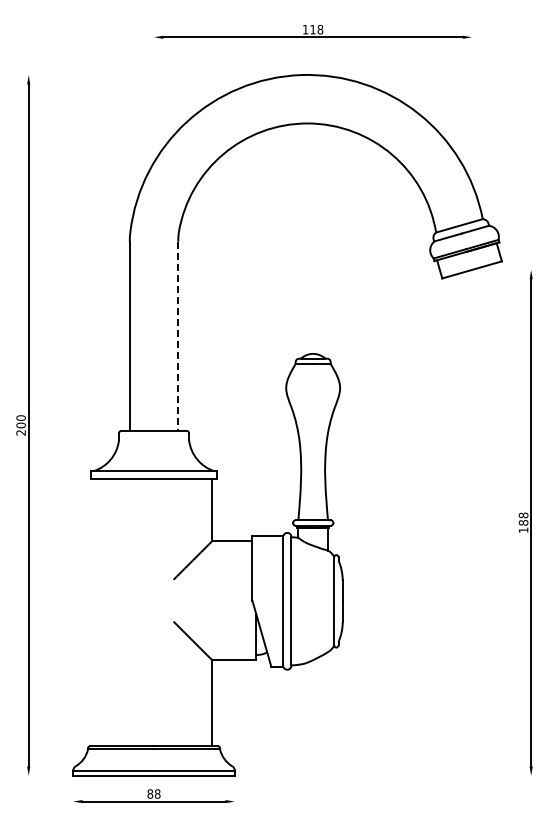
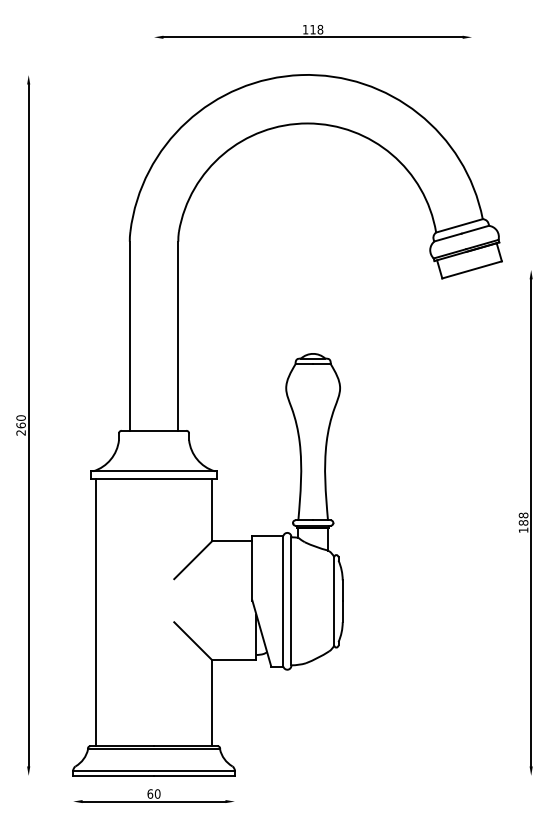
line: dashed -> solid (178, 336)
text: 200 -> 260 (20, 425)
line: none -> present (96, 612)
text: 88 -> 60 (153, 793)
